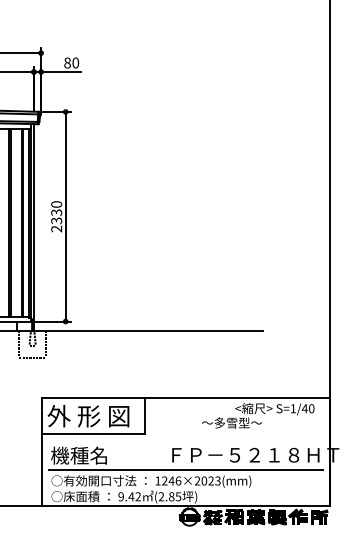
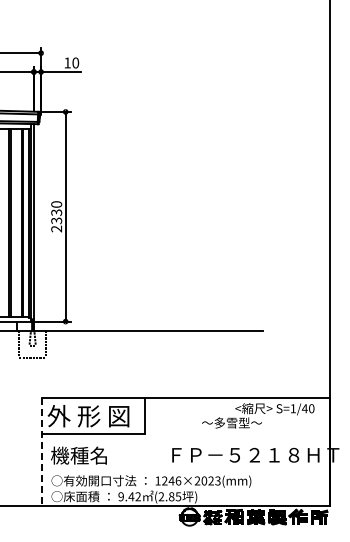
text: 80 -> 10 (67, 62)
line: solid -> dashed (41, 452)
line: present -> none (185, 470)
